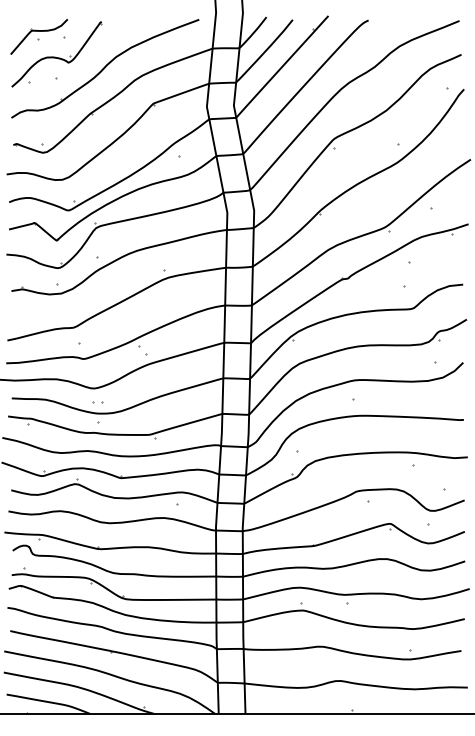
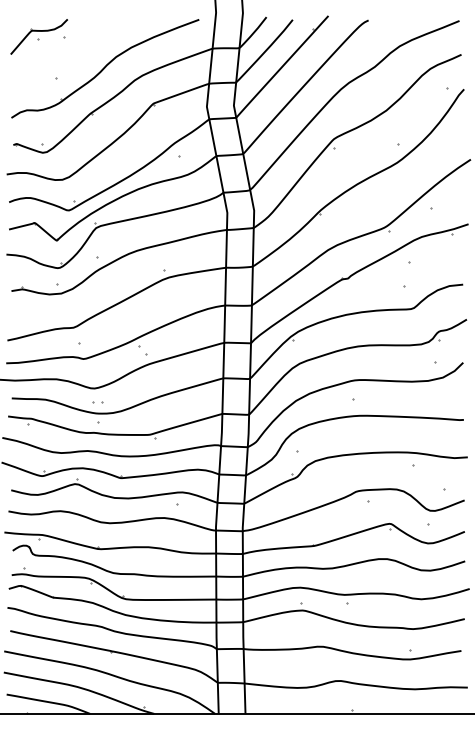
part: present -> none (56, 54)
